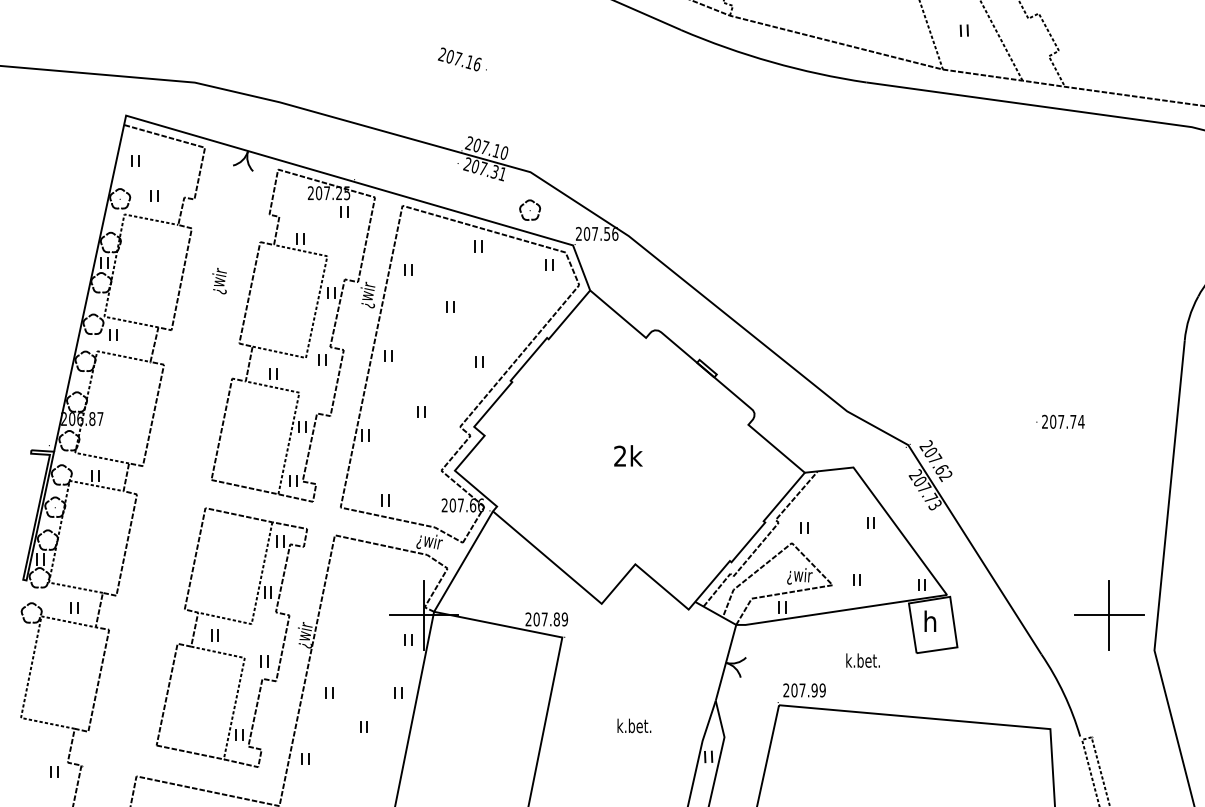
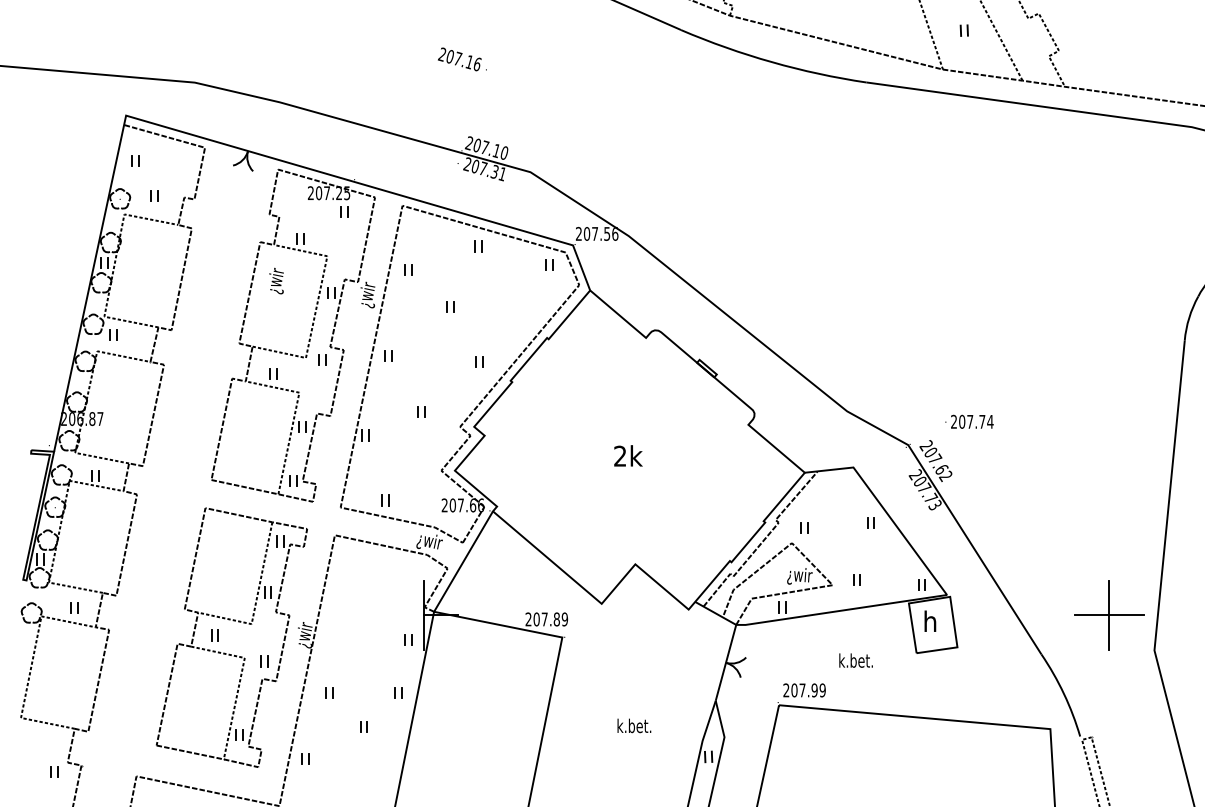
part: present -> none (530, 209)
text position: (219, 280) -> (276, 280) (276, 280)
text position: (1060, 421) -> (969, 421) (969, 421)
line: present -> none (406, 615)
text position: (862, 660) -> (855, 660) (855, 660)
